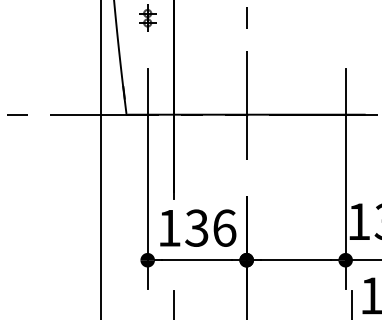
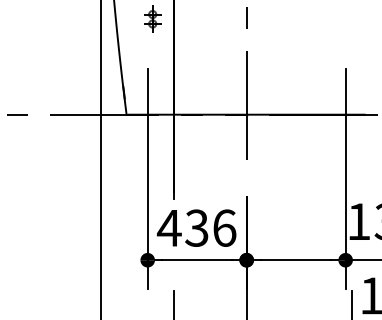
part position: (147, 17) -> (152, 18) (152, 18)
text: 136 -> 436 (168, 228)
